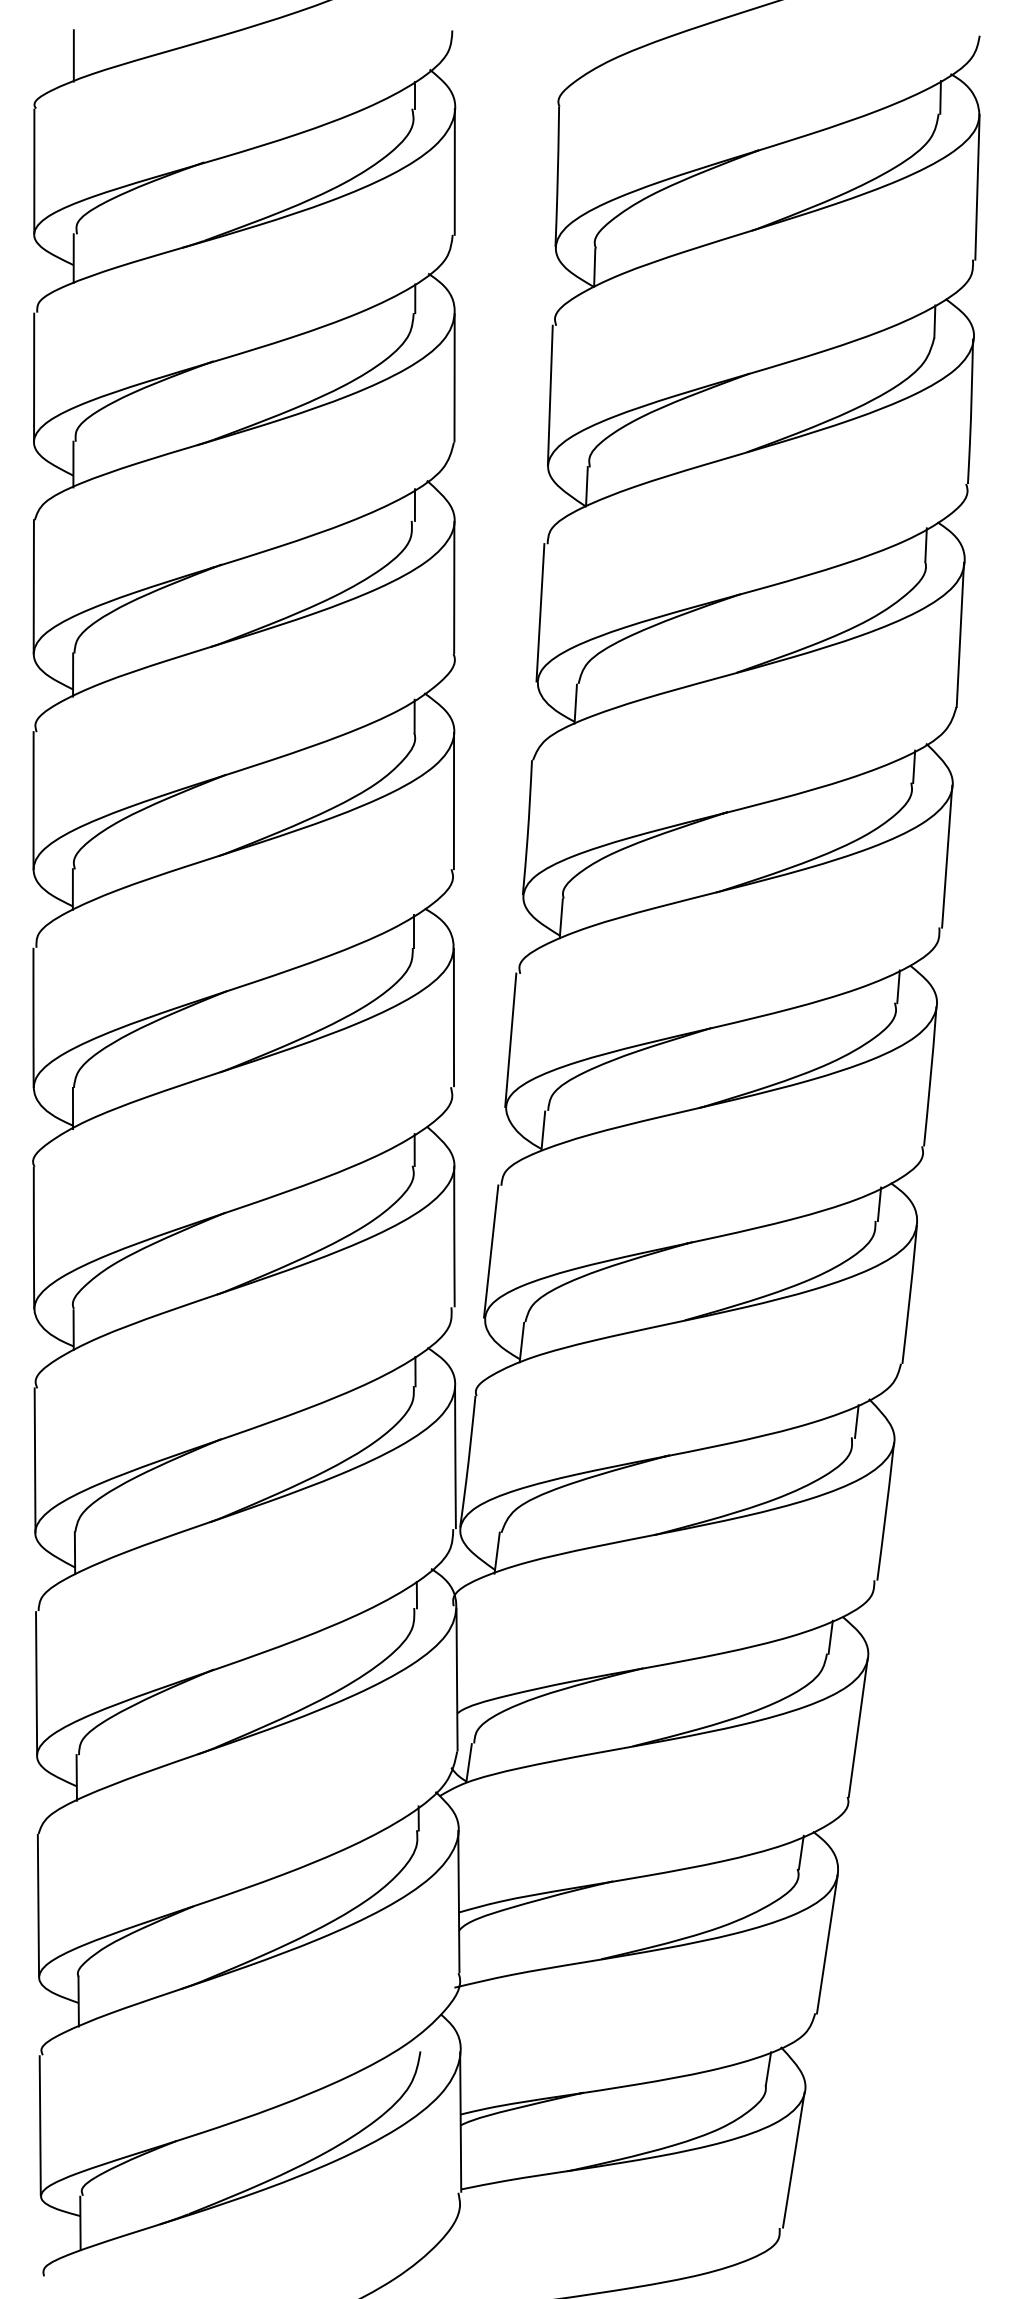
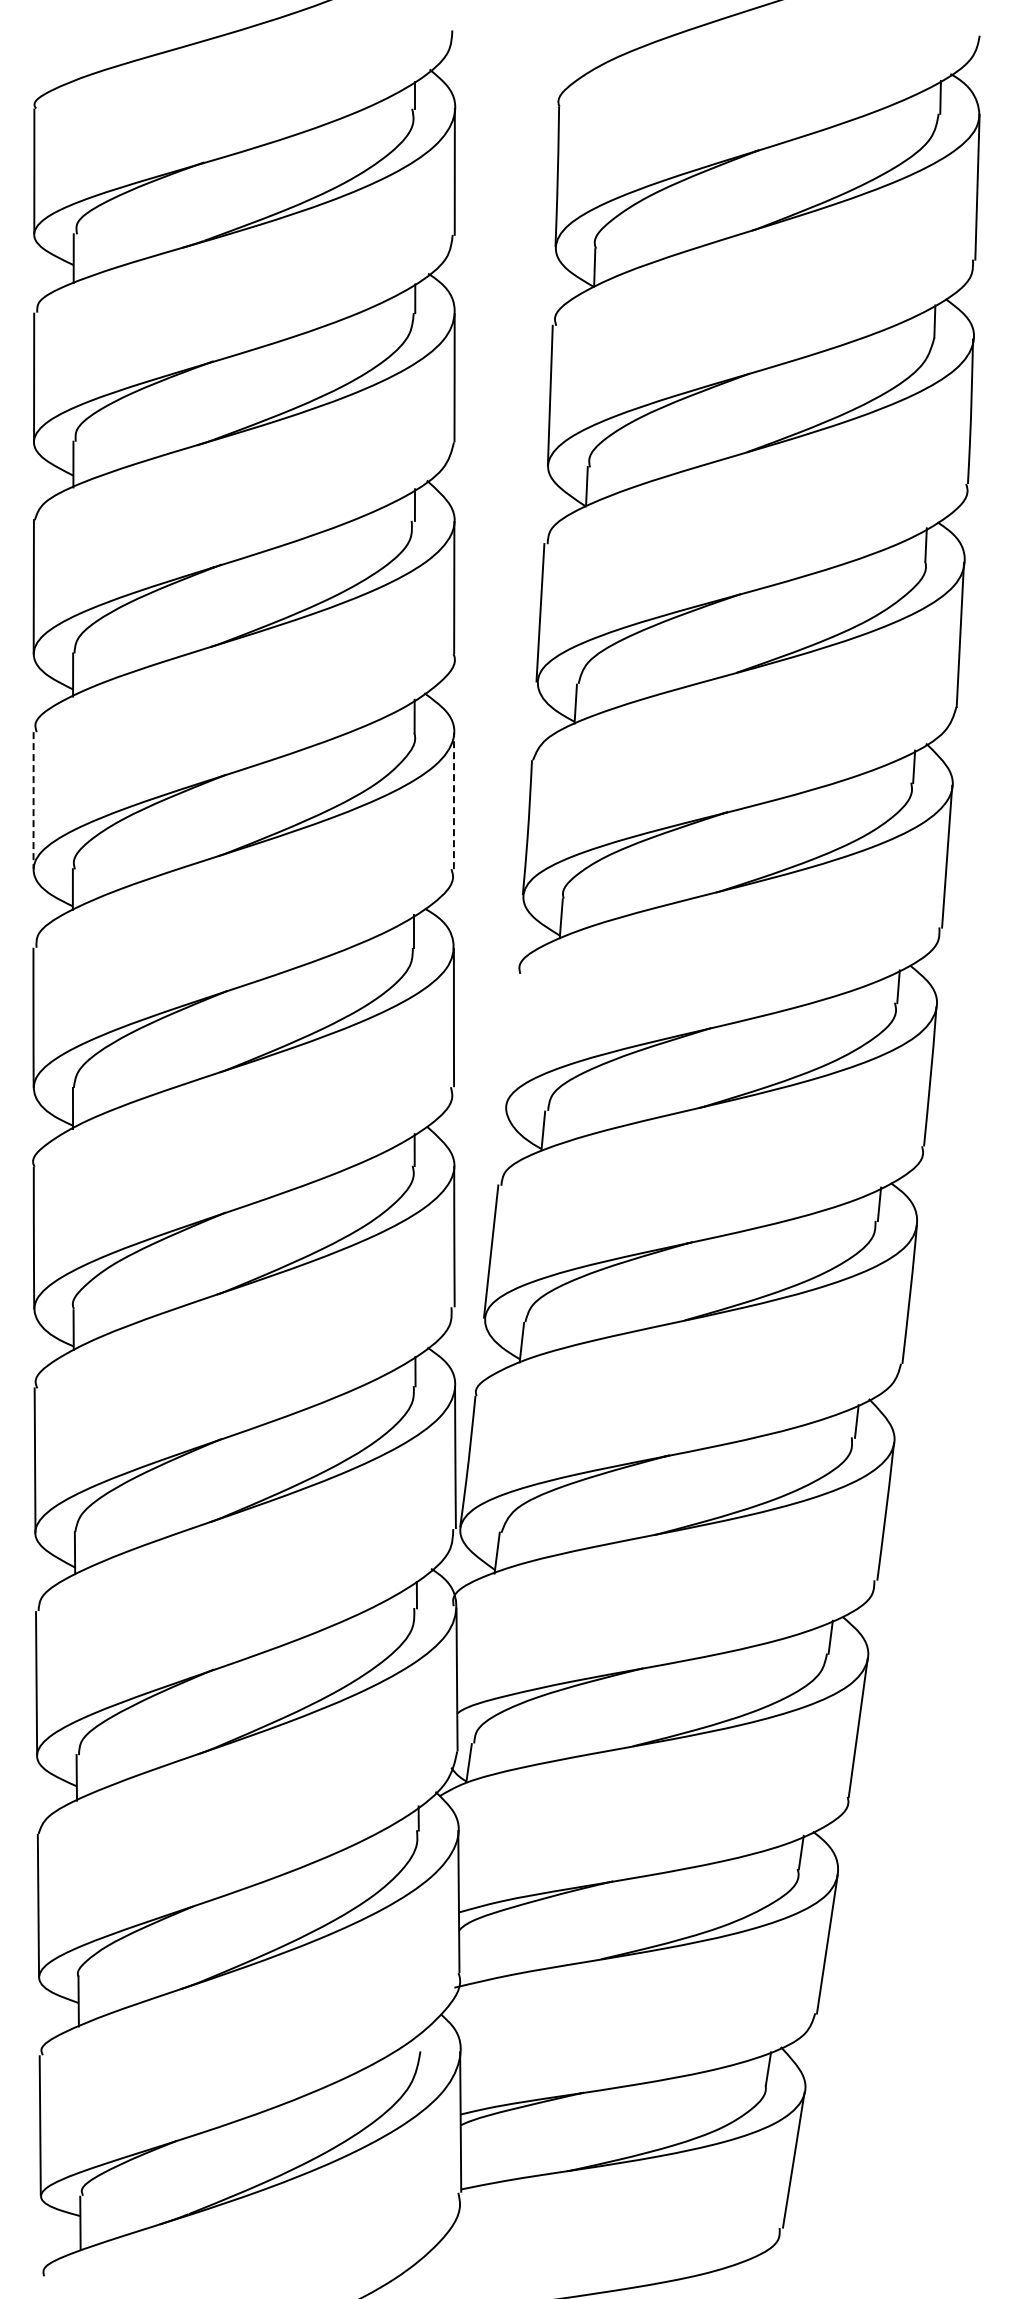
line: present -> none (73, 55)
line: solid -> dashed (453, 800)
line: solid -> dashed (33, 801)
line: present -> none (510, 1039)
